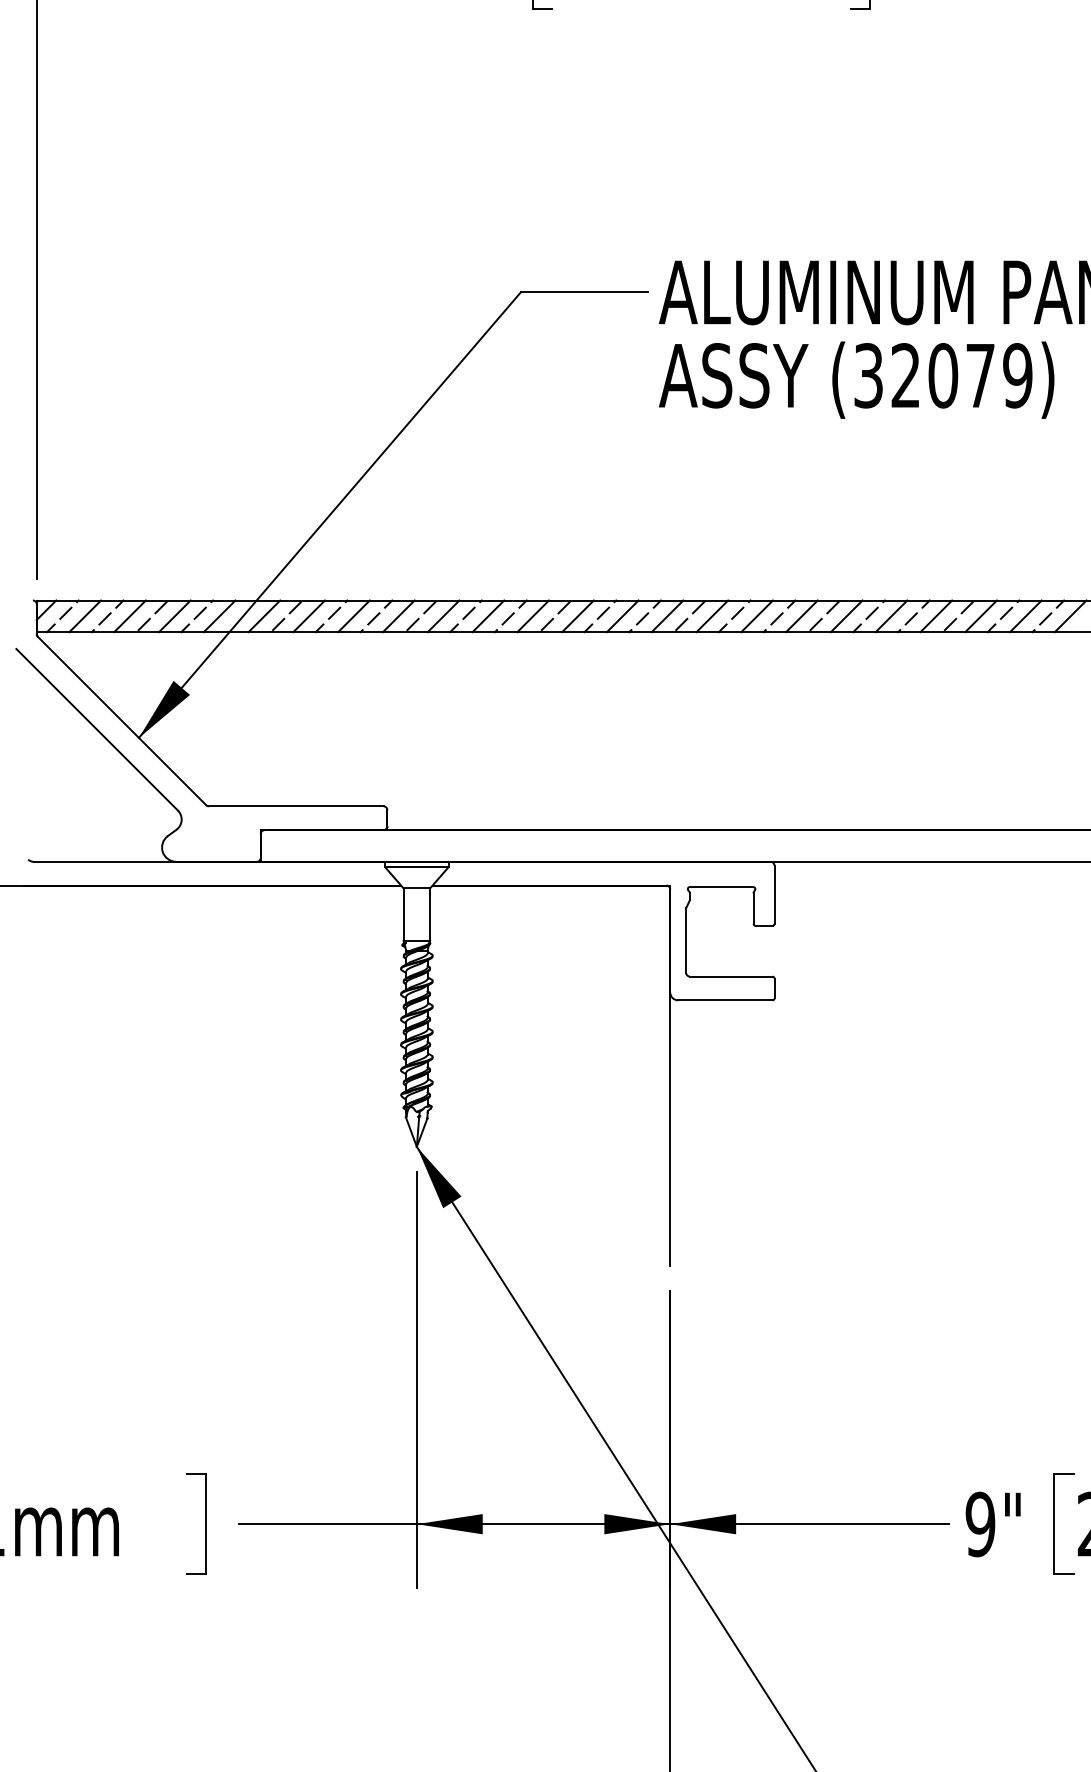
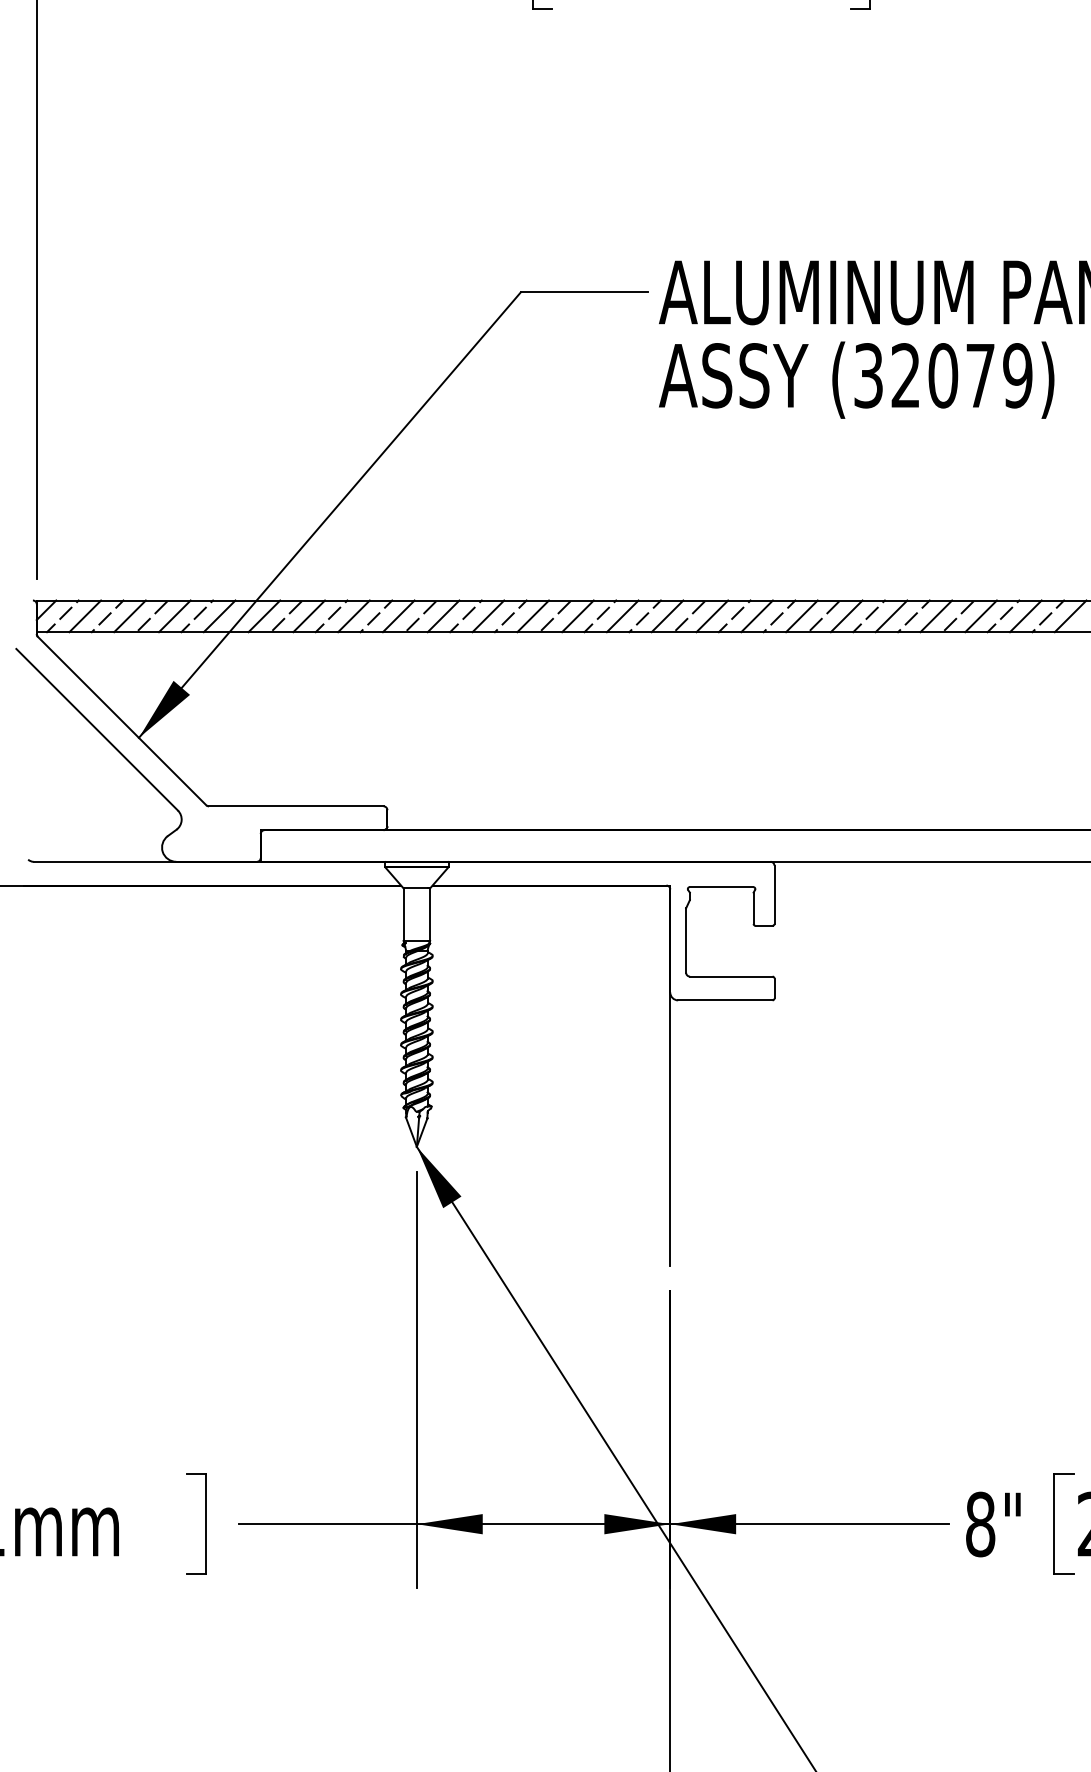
text: 9" -> 8" (980, 1524)
